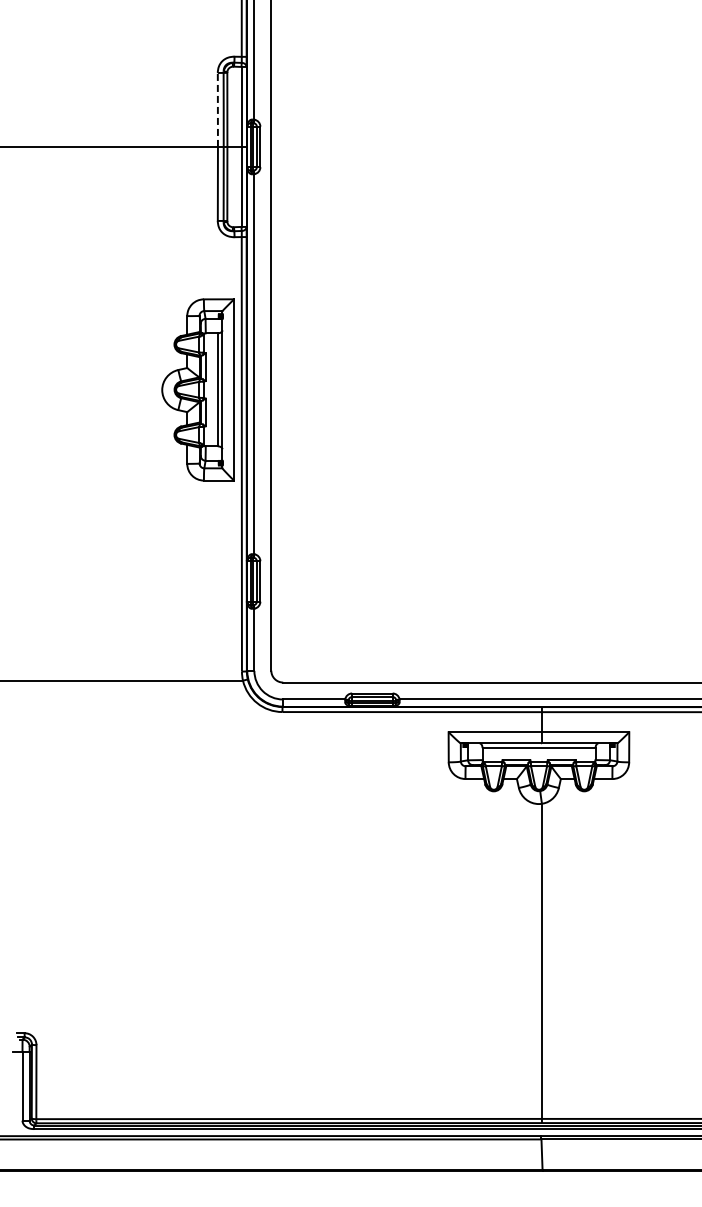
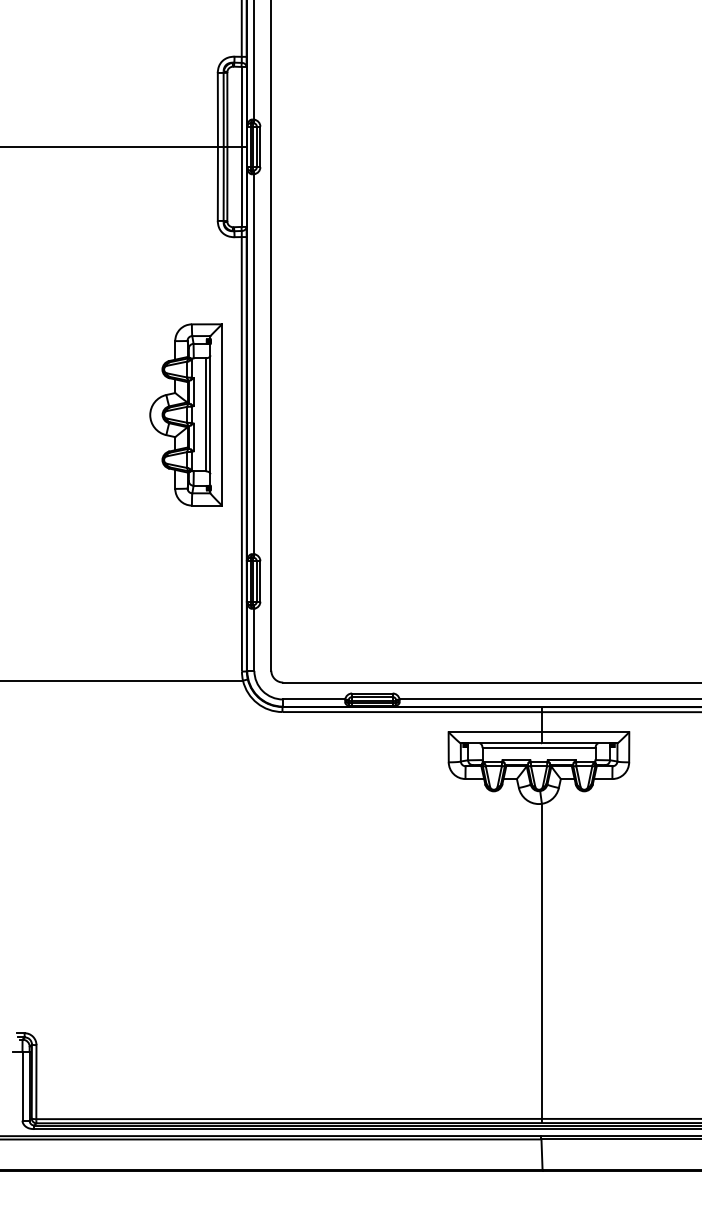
line: dashed -> solid (217, 109)
part position: (197, 389) -> (185, 414) (185, 414)
